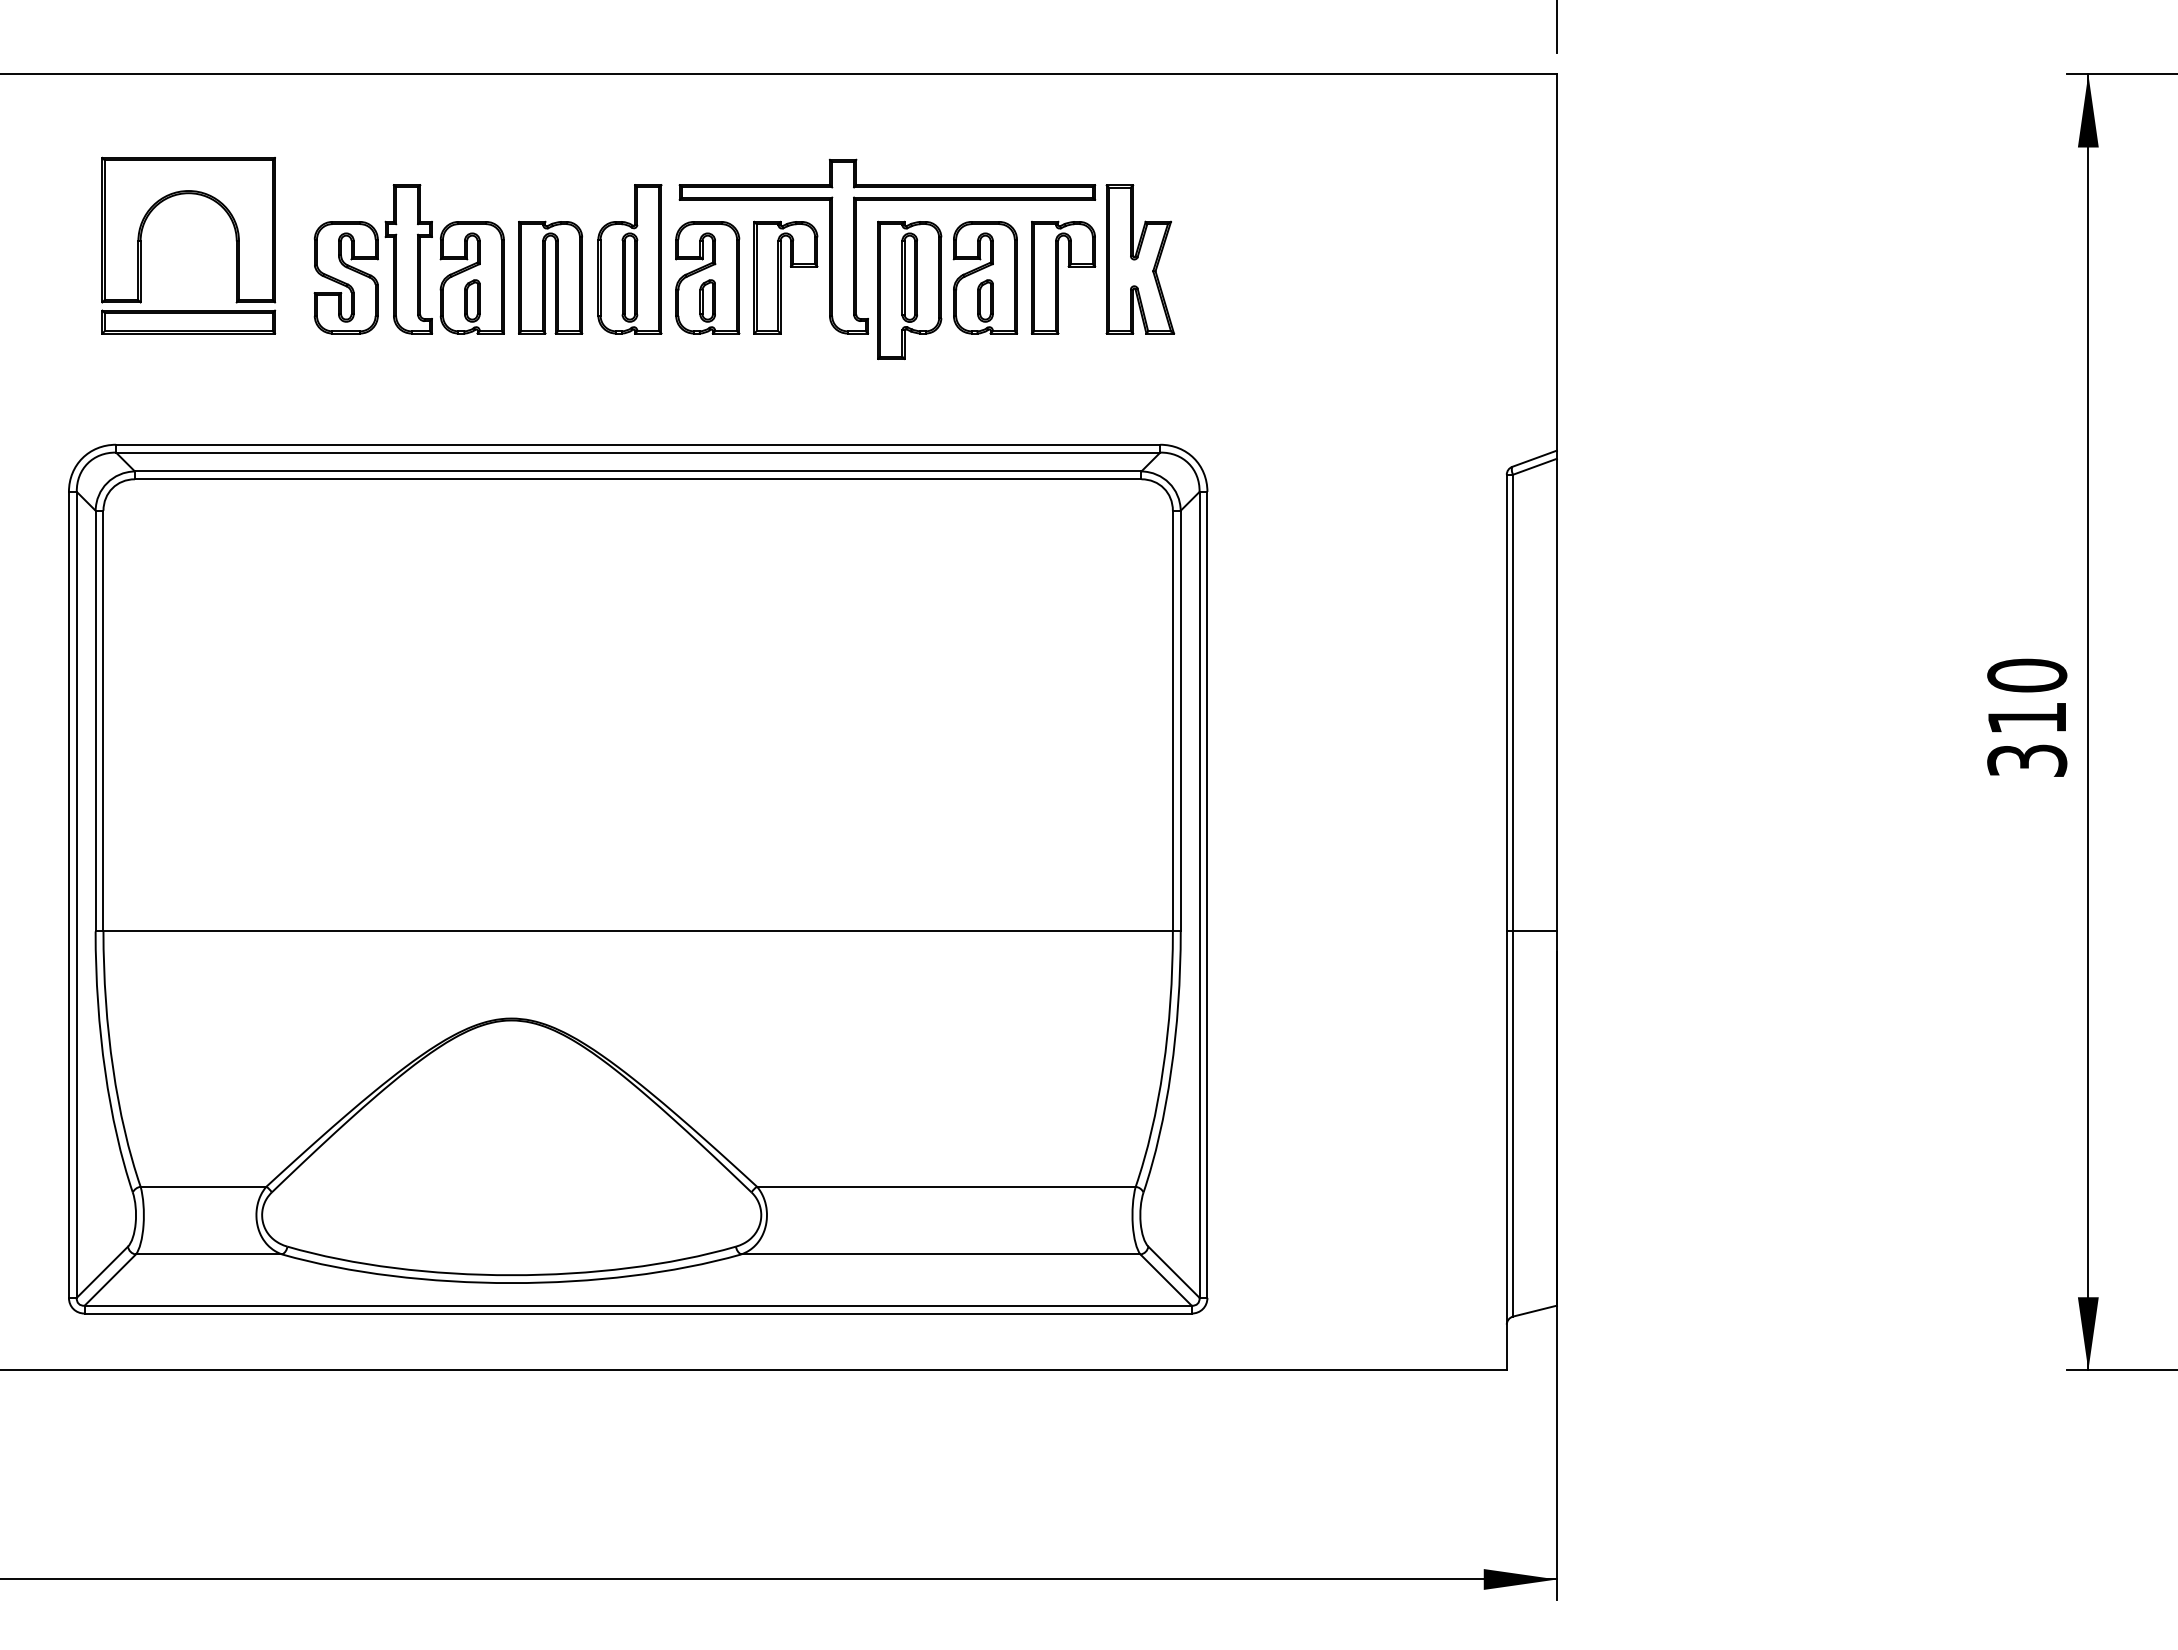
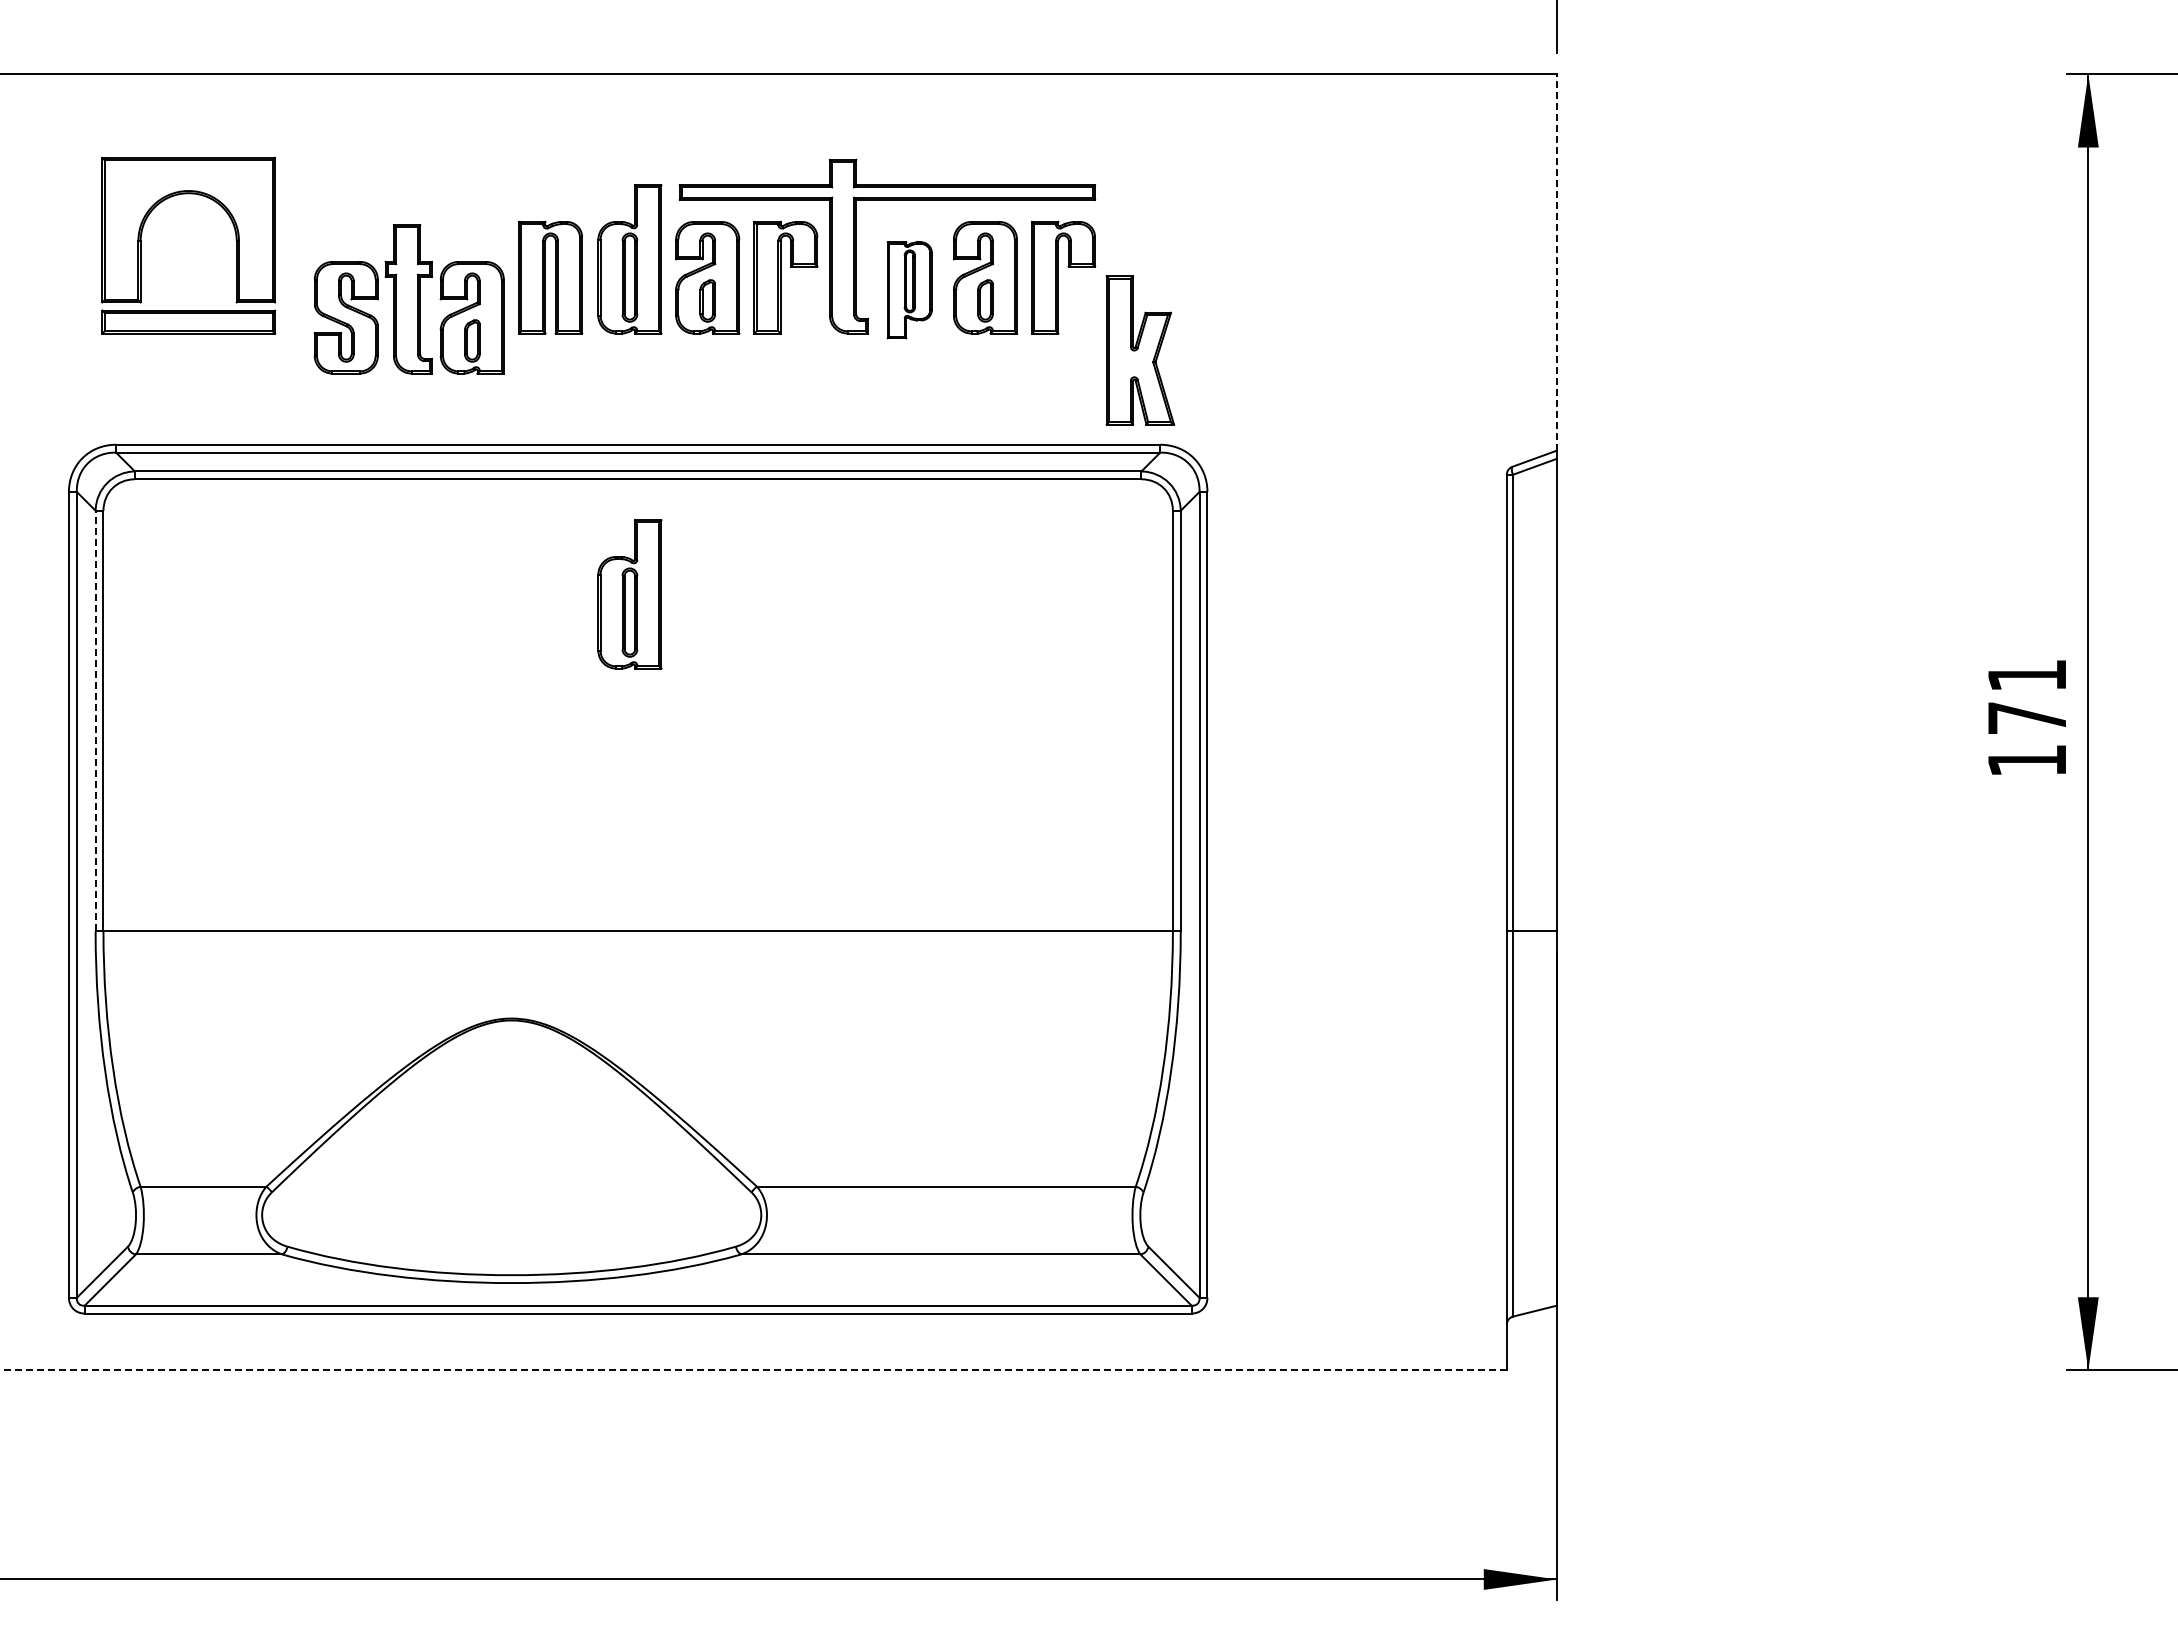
part position: (408, 259) -> (408, 299) (408, 299)
part position: (1140, 259) -> (1140, 350) (1140, 350)
line: solid -> dashed (1556, 261)
part size: 66x140 px -> 47x99 px (909, 290)
part: none -> present (629, 594)
text: 310 -> 171 (2027, 717)
line: solid -> dashed (95, 720)
line: solid -> dashed (753, 1370)
